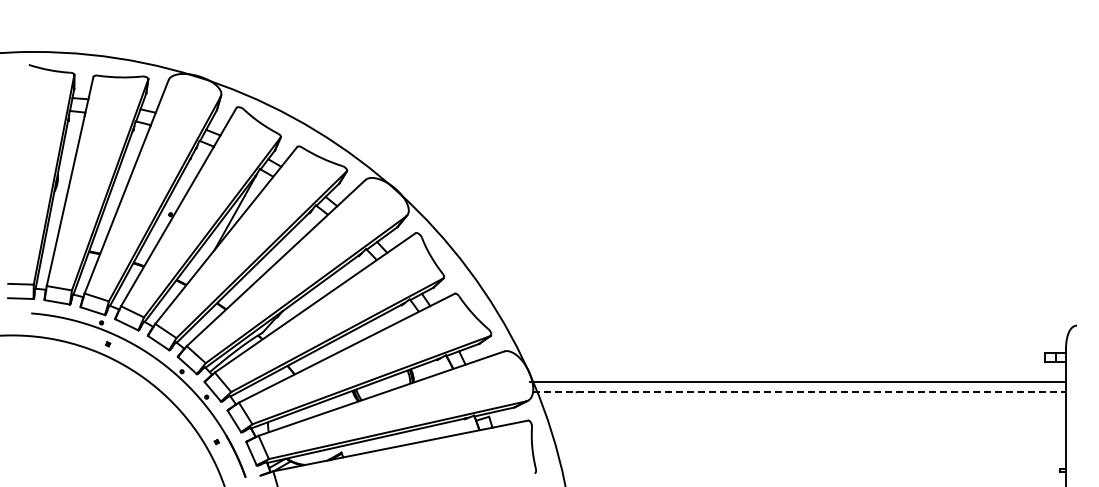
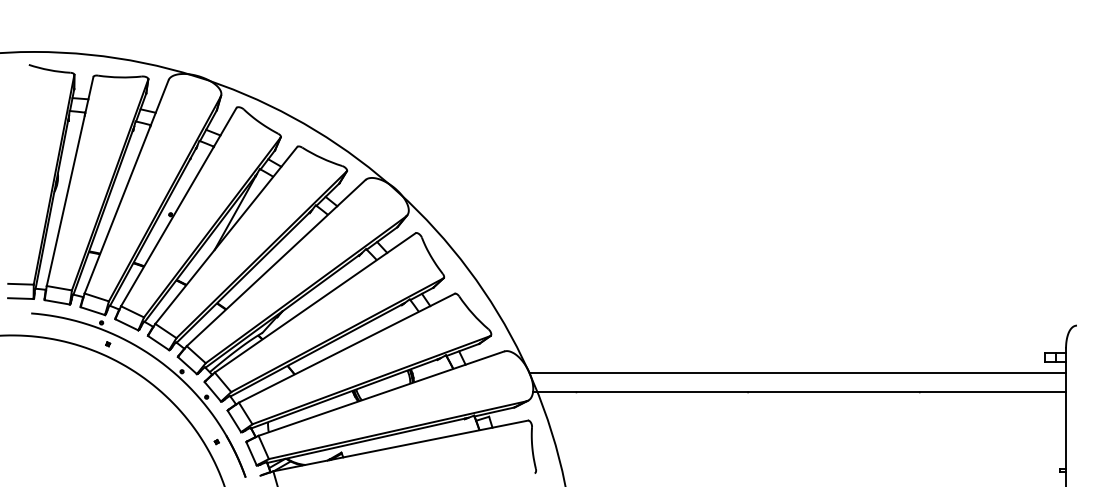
line position: (797, 382) -> (797, 373) (797, 373)
line: dashed -> solid (800, 392)
